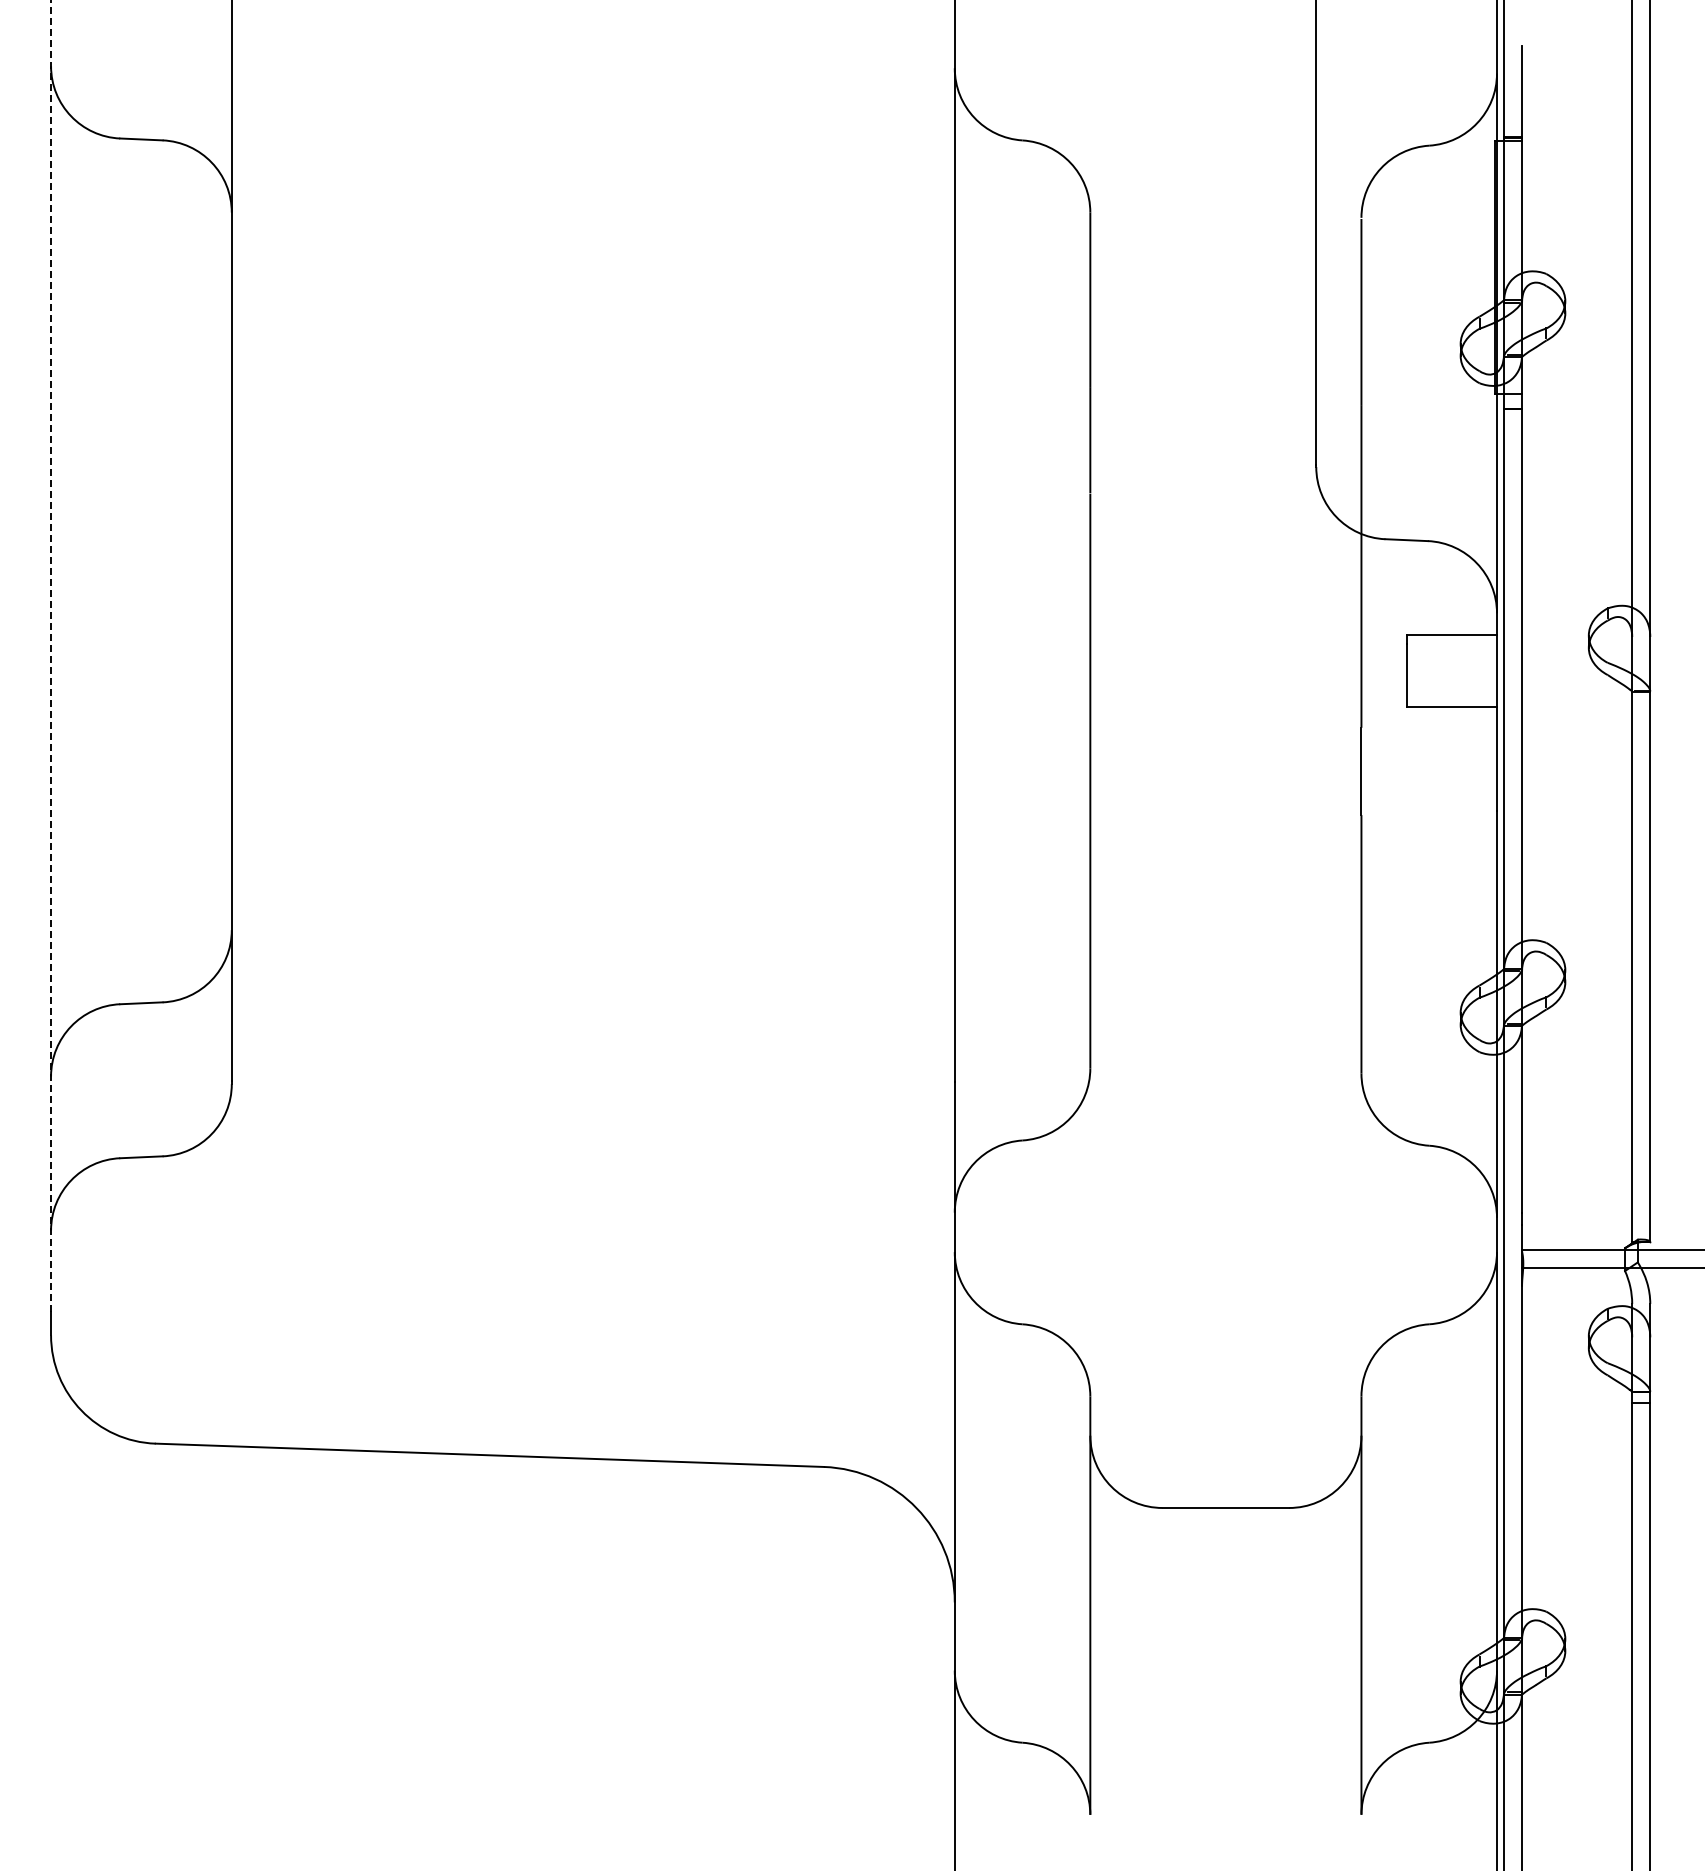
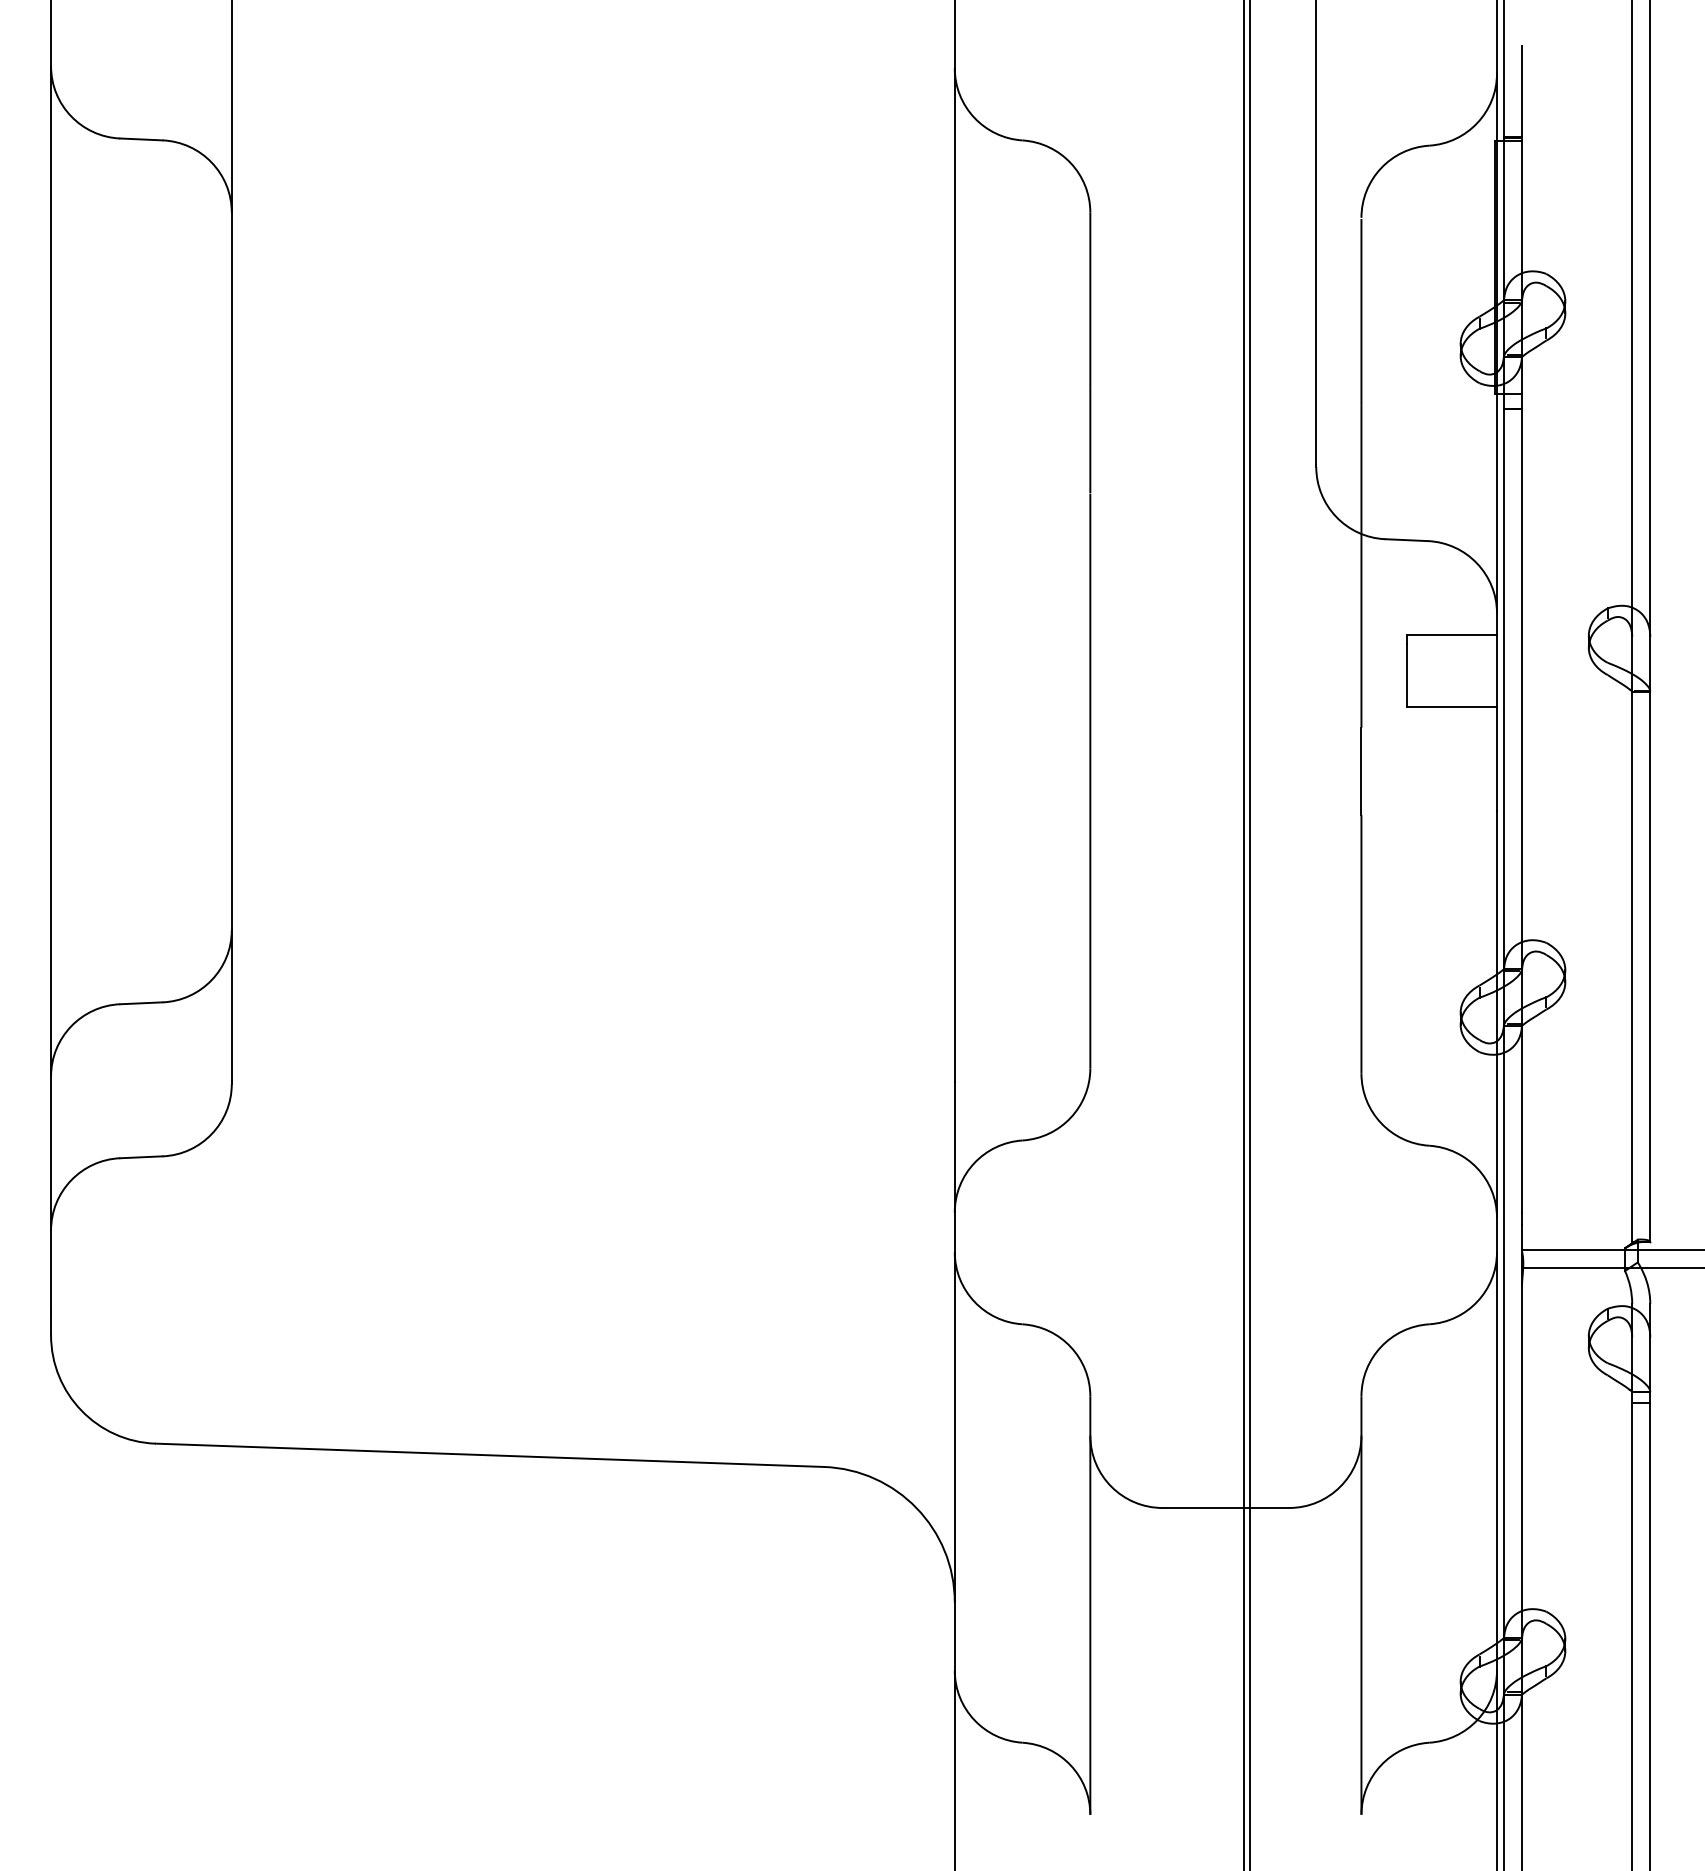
line: dashed -> solid (51, 656)
line: none -> present (1243, 934)
line: none -> present (1250, 934)
